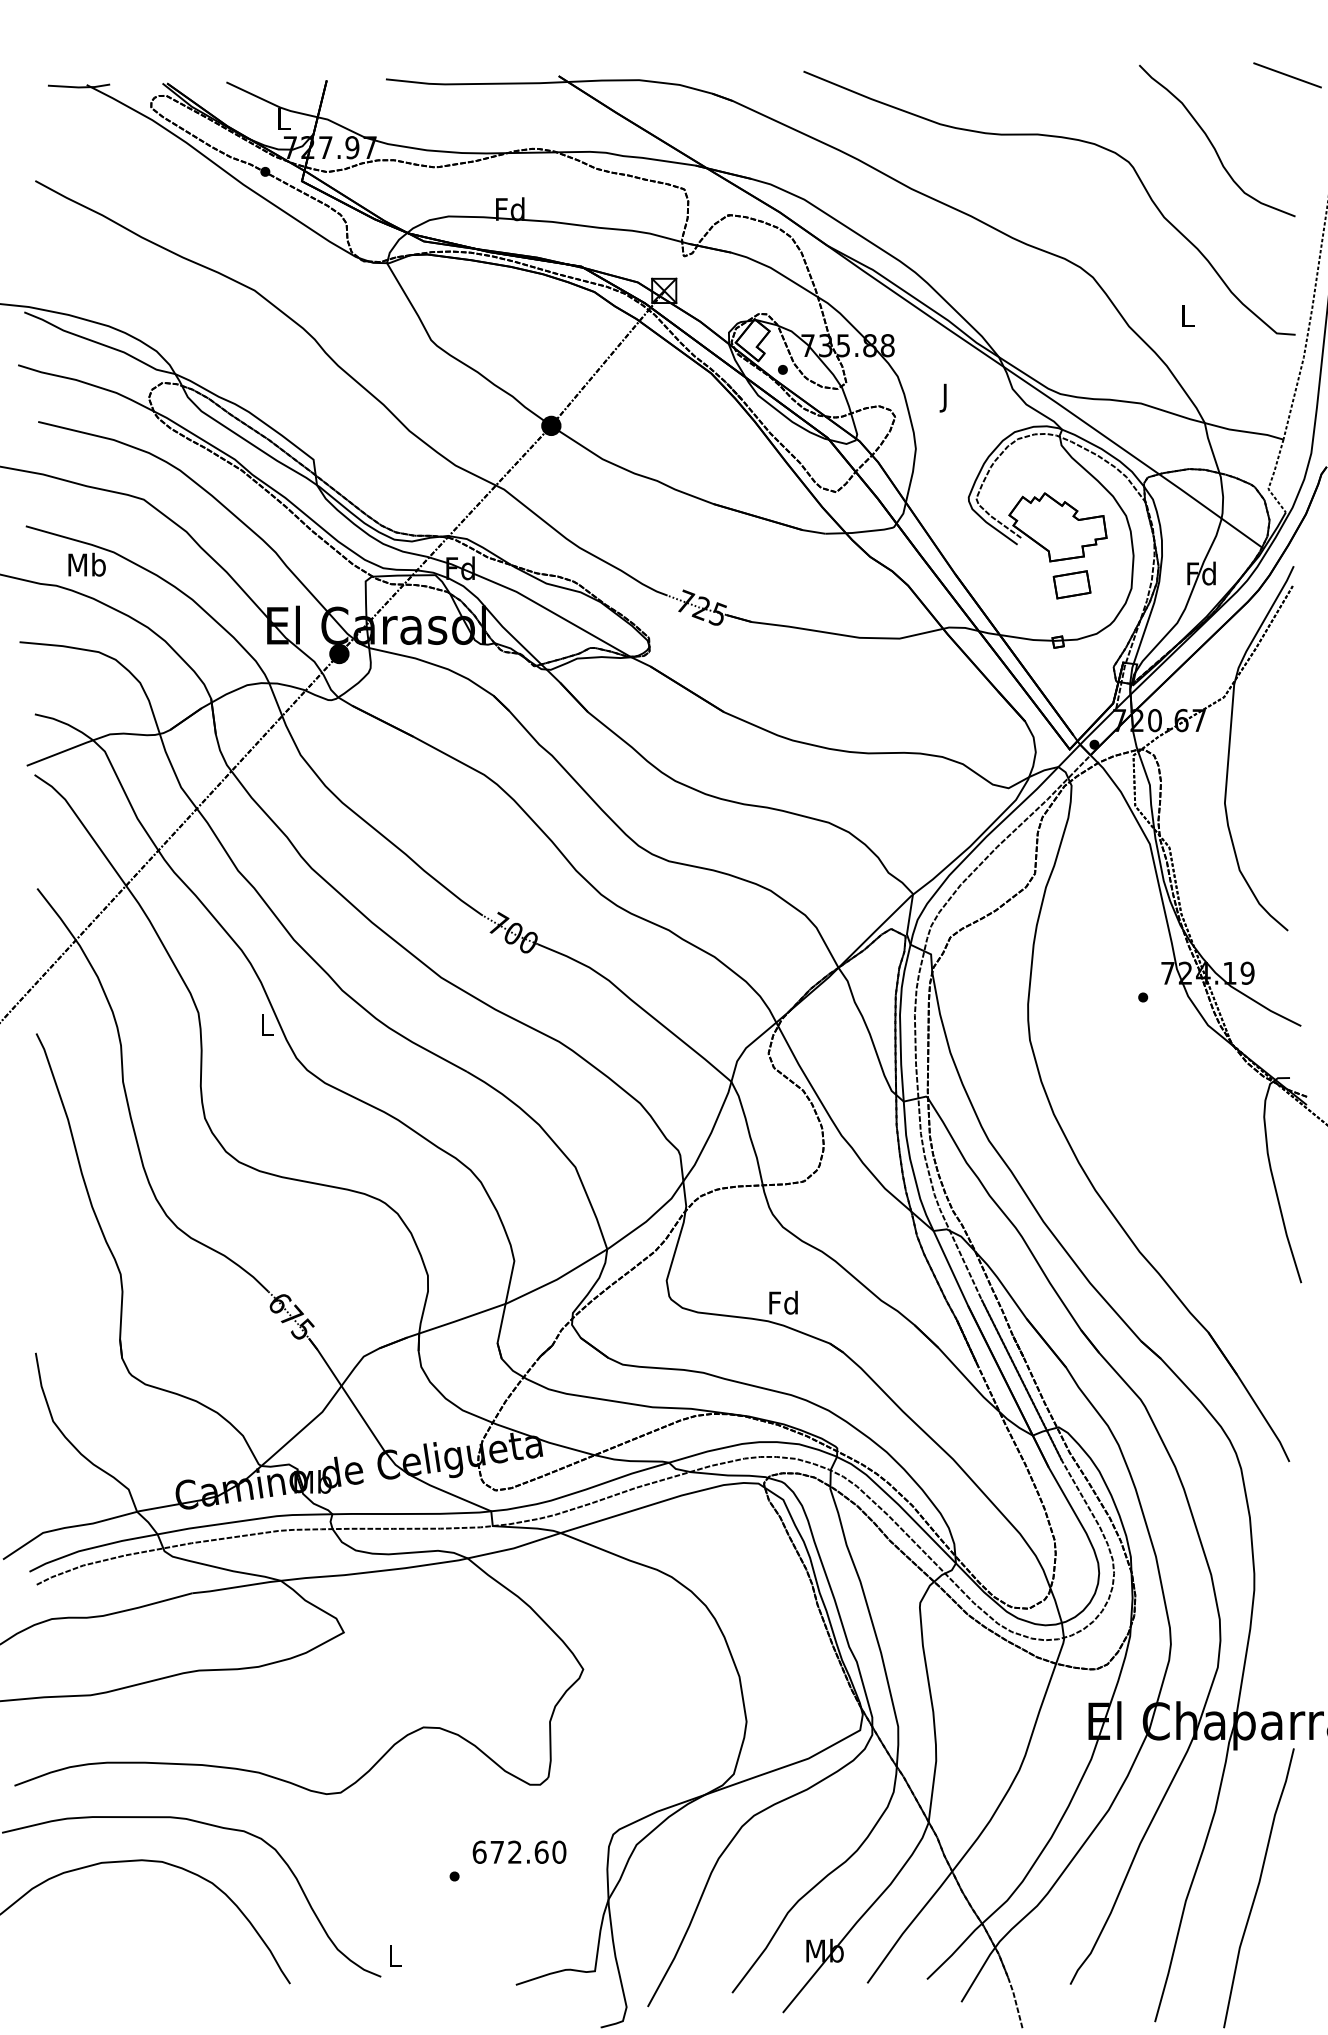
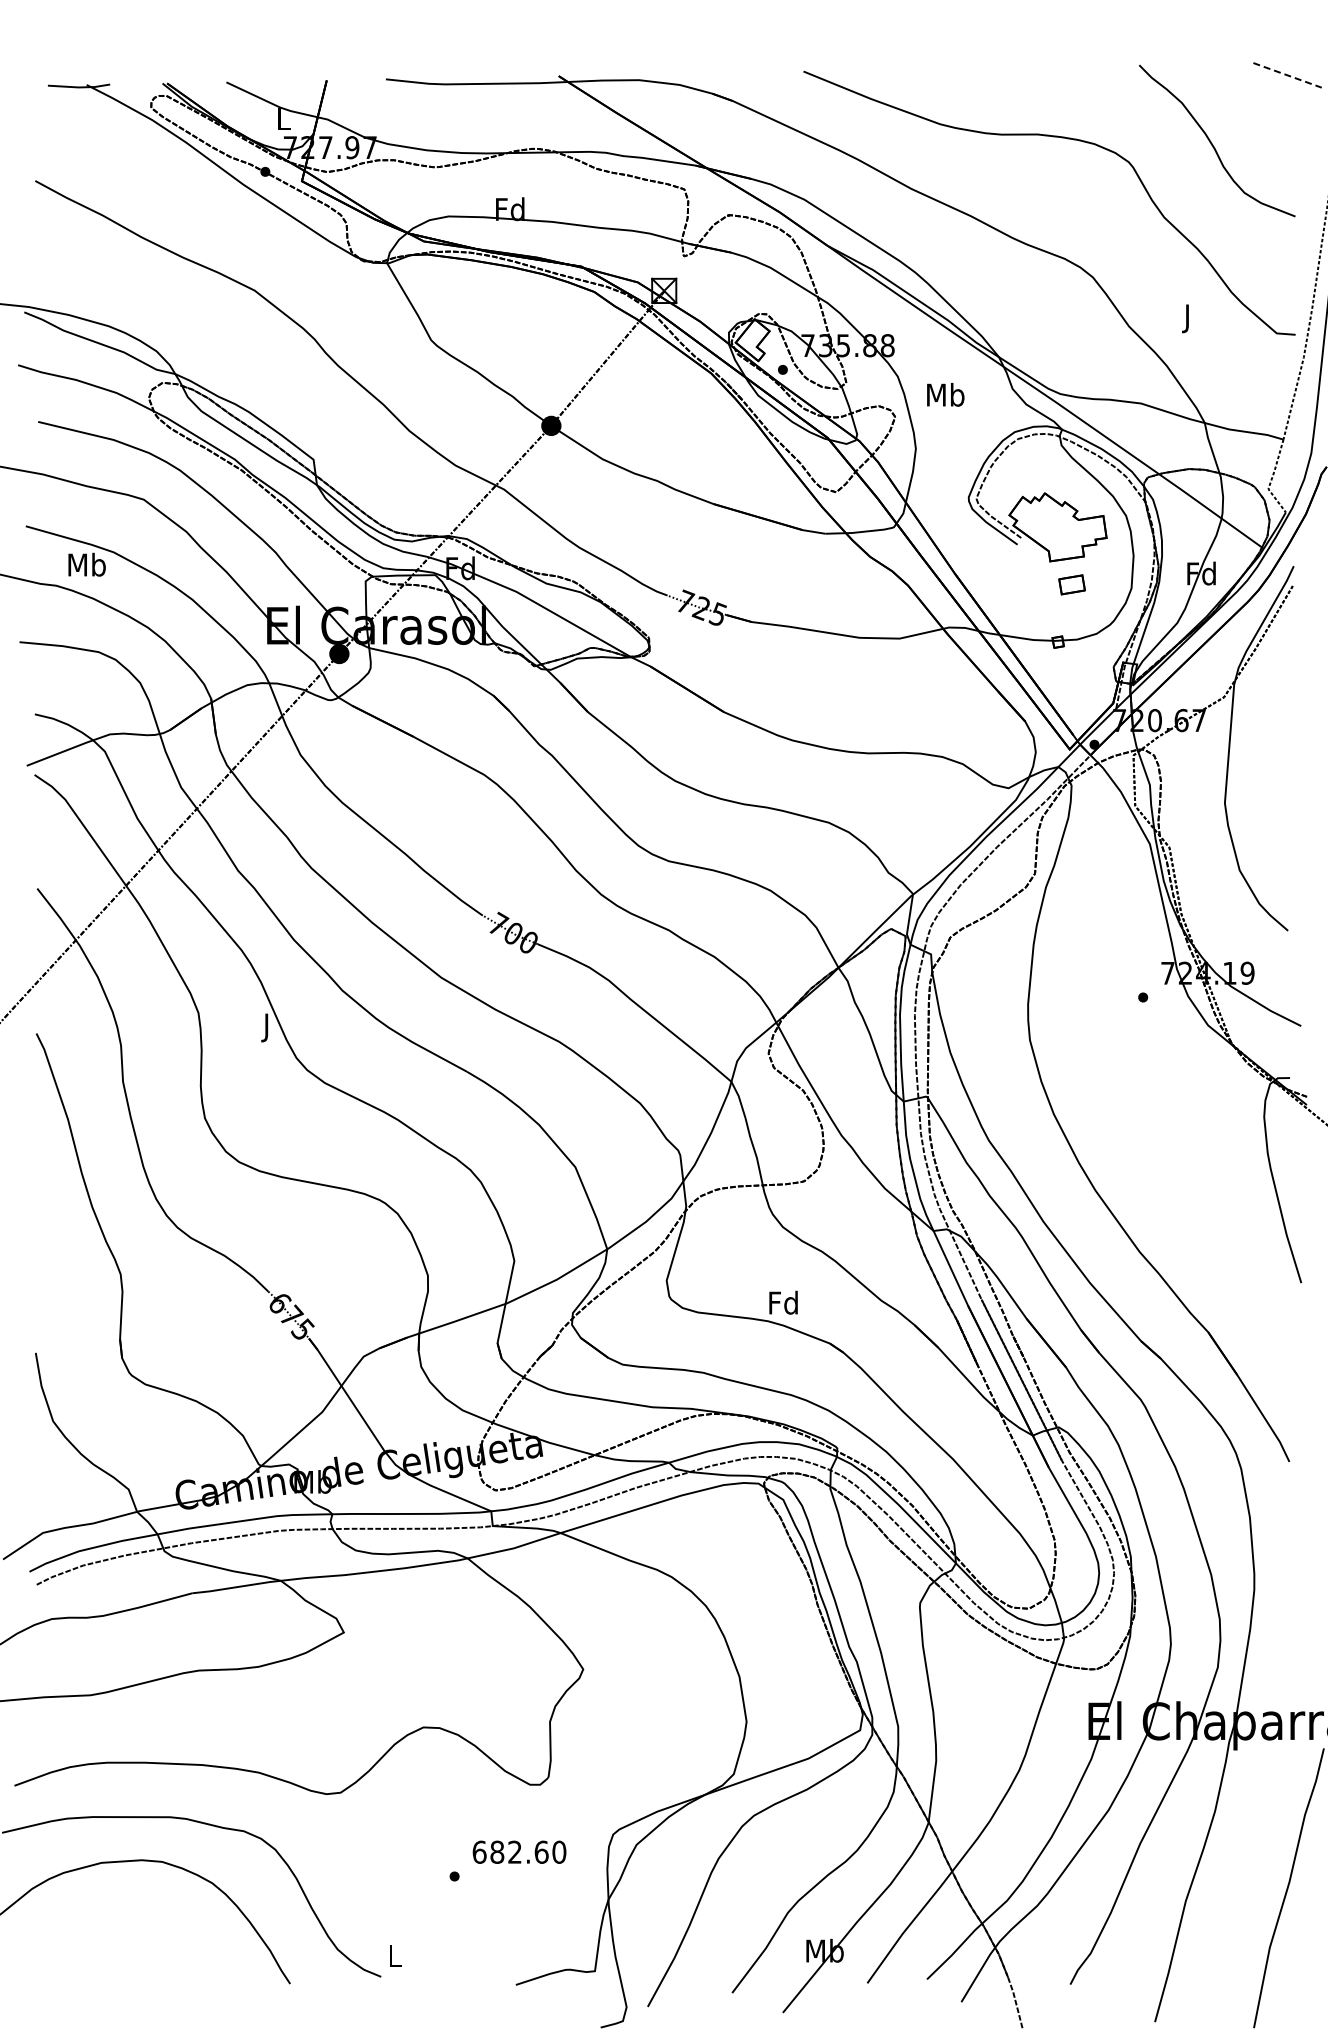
line: solid -> dashed (1288, 75)
text: L -> J (1188, 318)
text: J -> Mb (945, 397)
part size: 40x30 px -> 28x22 px (1071, 584)
text: L -> J (267, 1027)
text: 672.60 -> 682.60 (497, 1851)
curve position: (1258, 1888) -> (1288, 1888) (1288, 1888)
